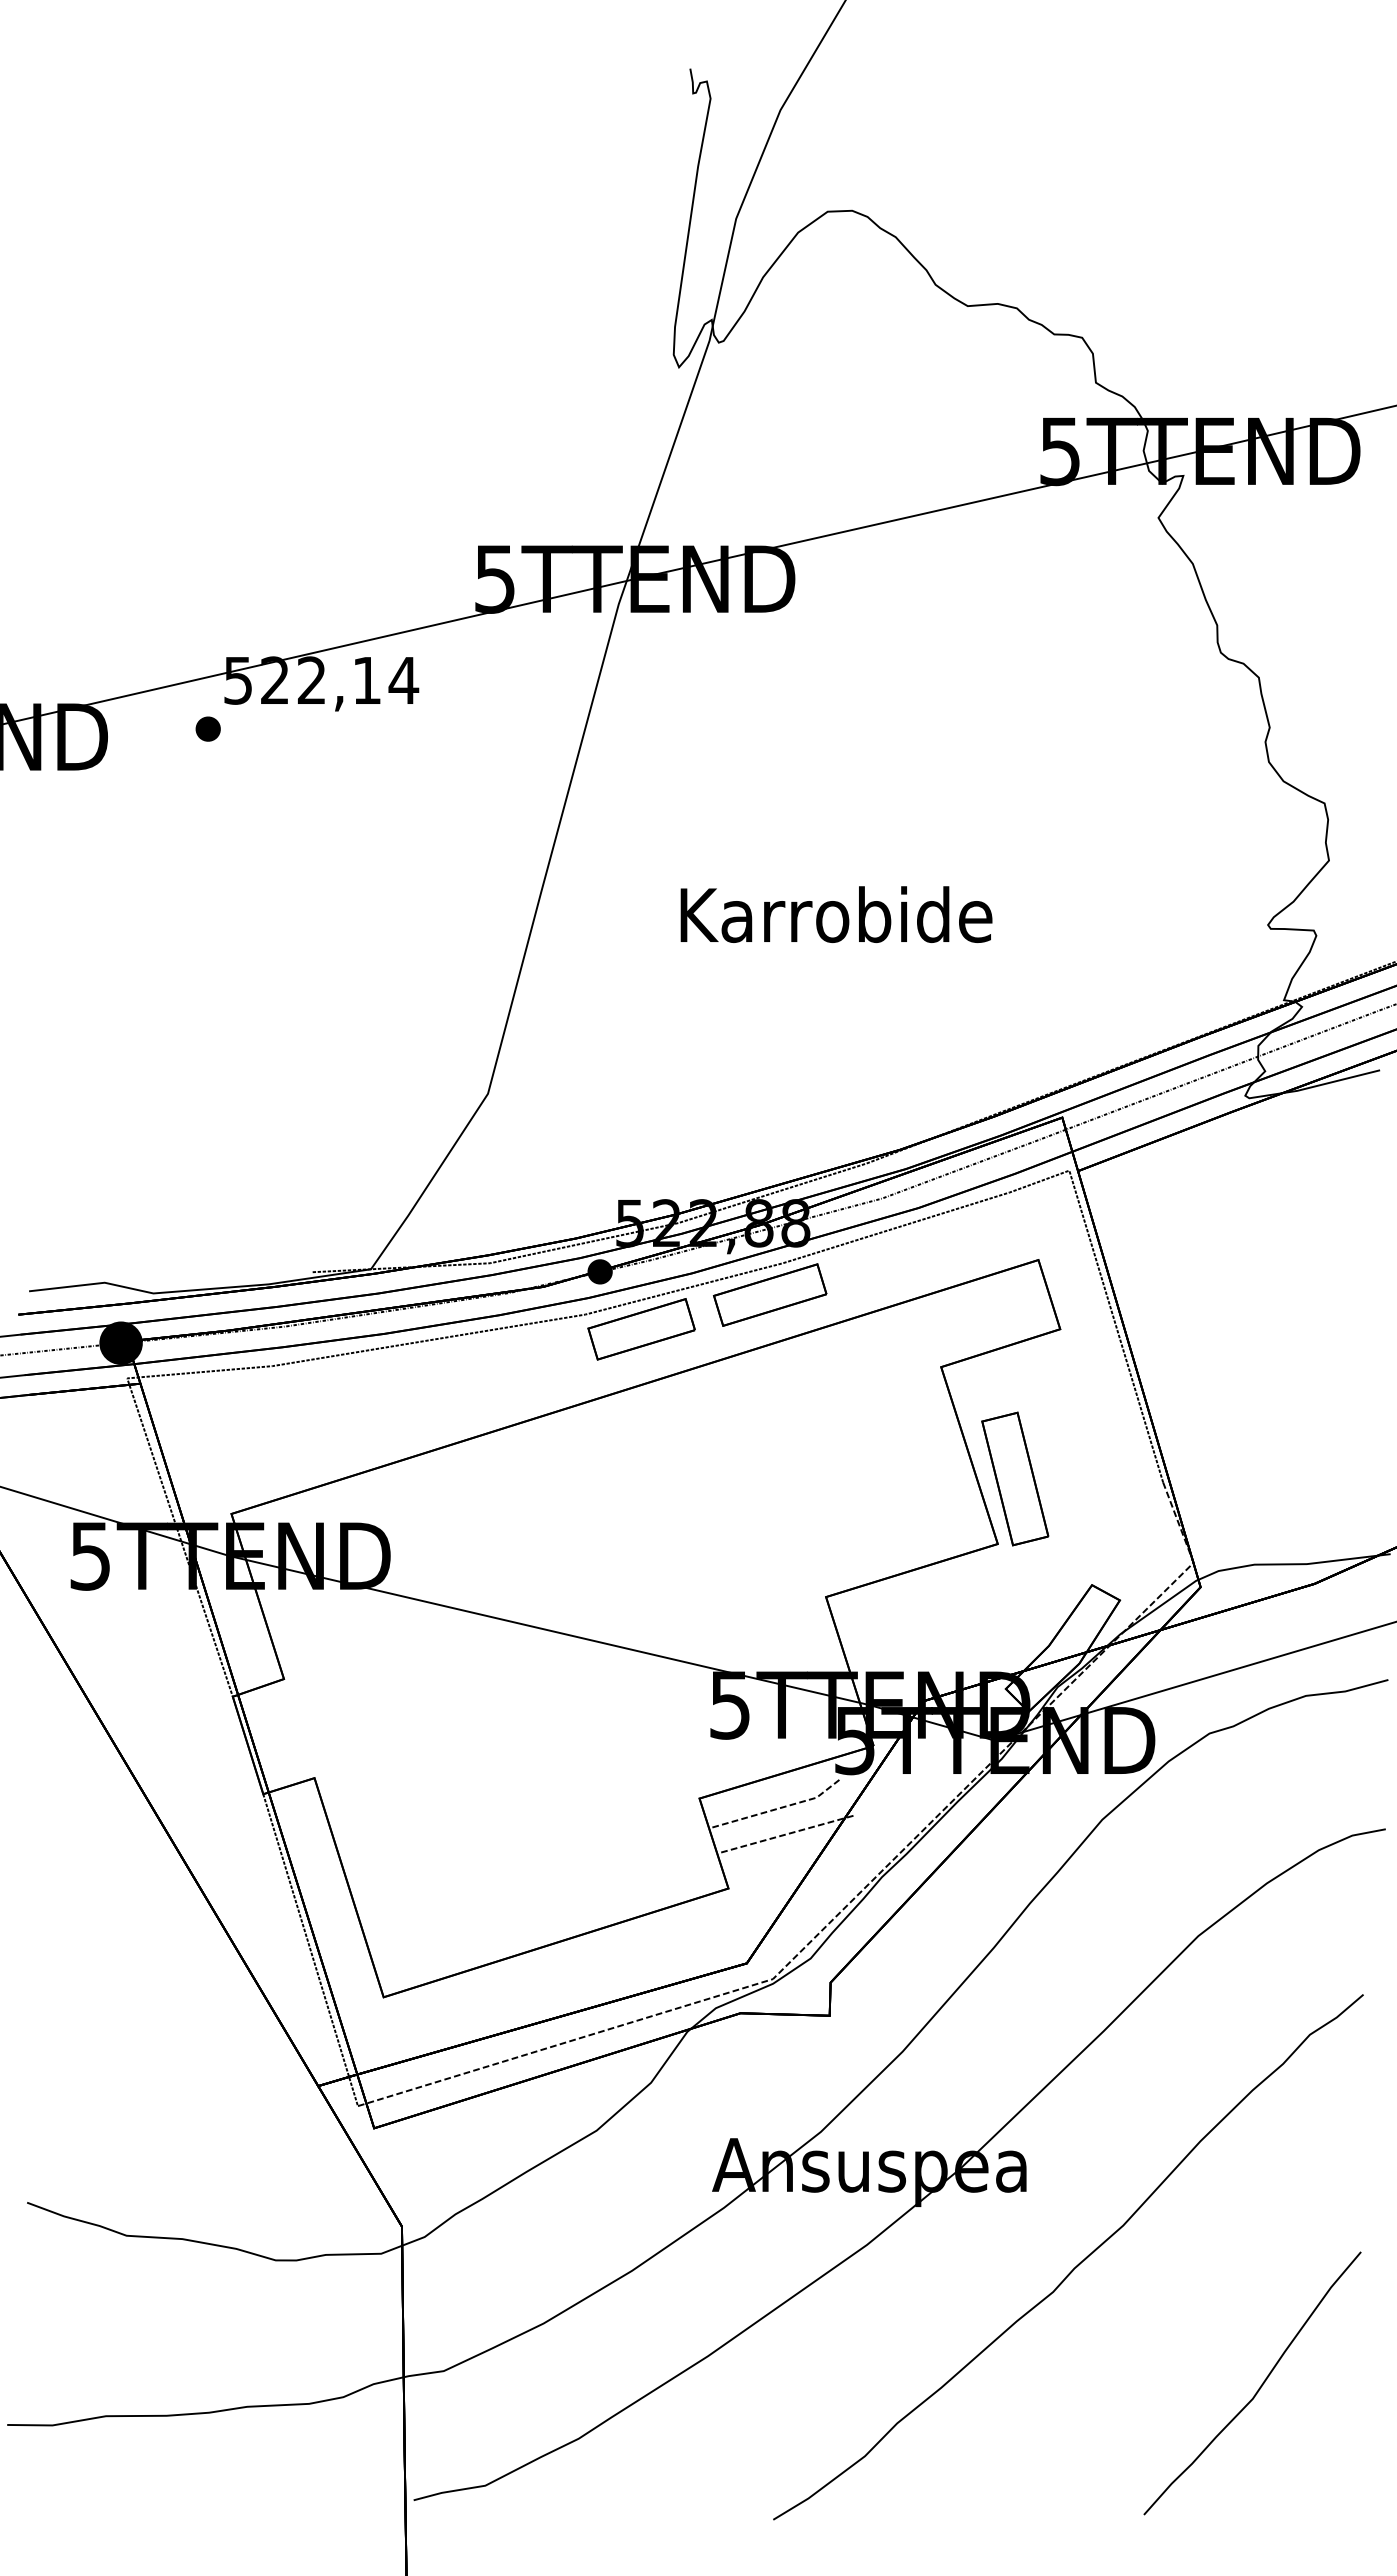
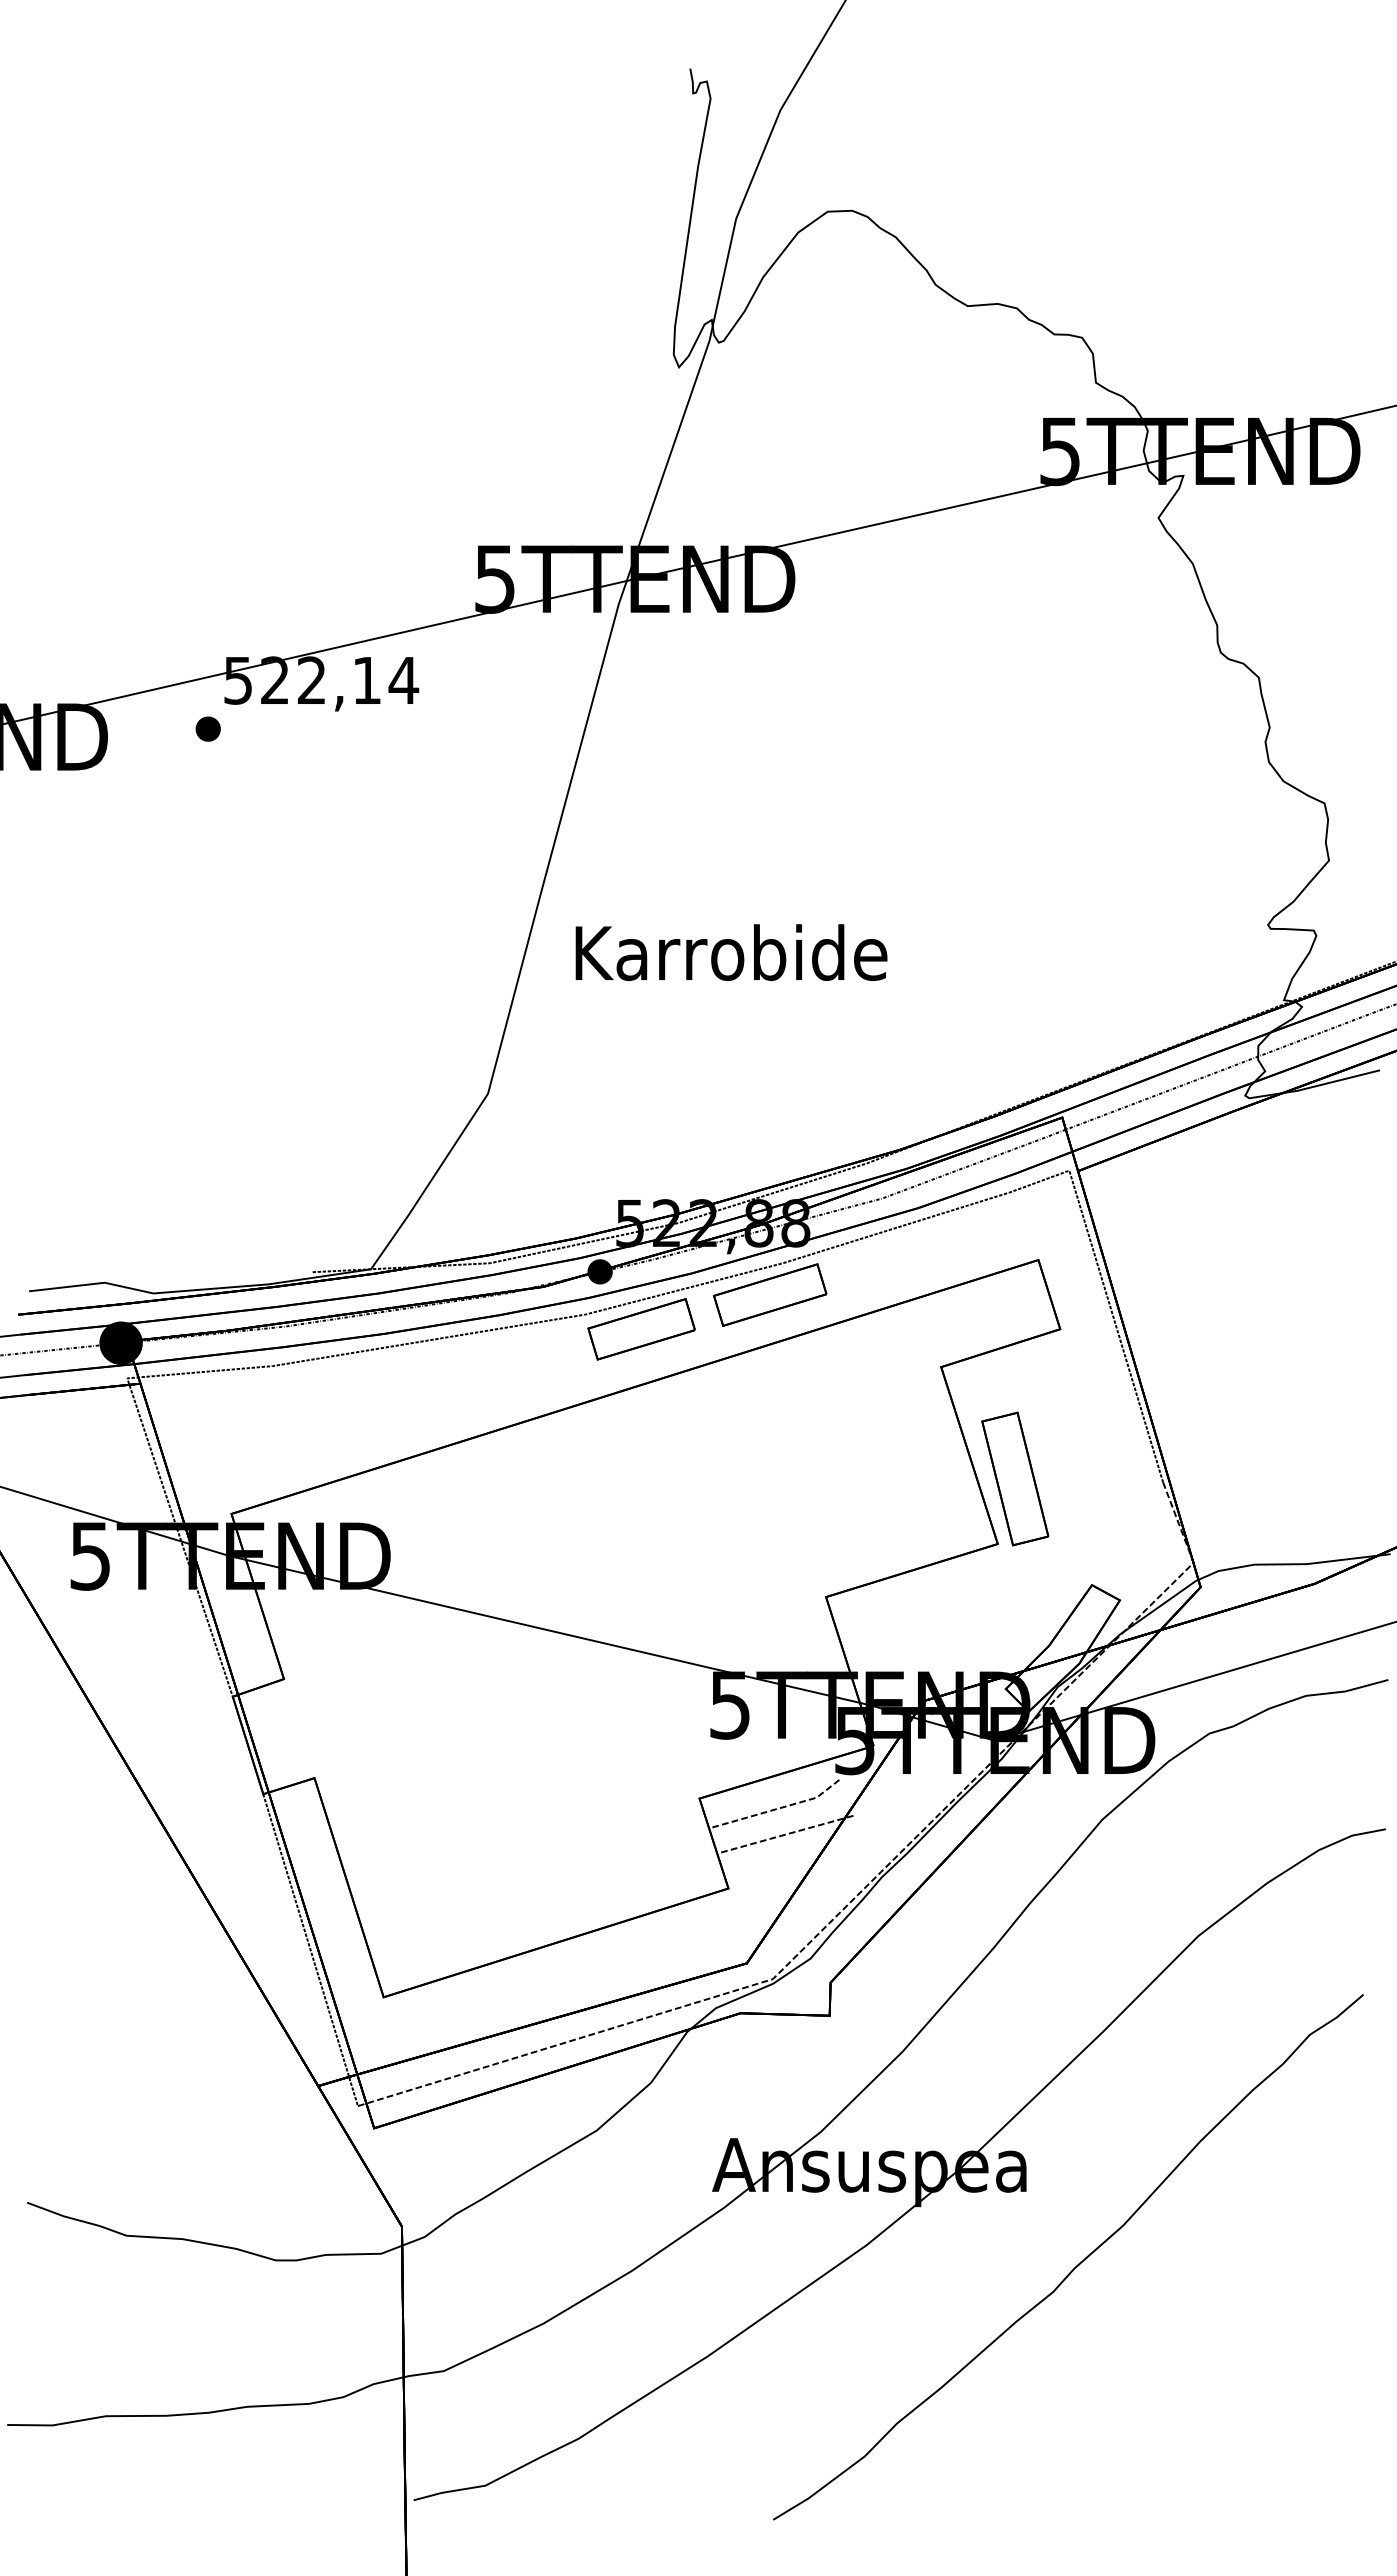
text position: (836, 914) -> (731, 952) (731, 952)
curve: present -> none (1258, 2388)
